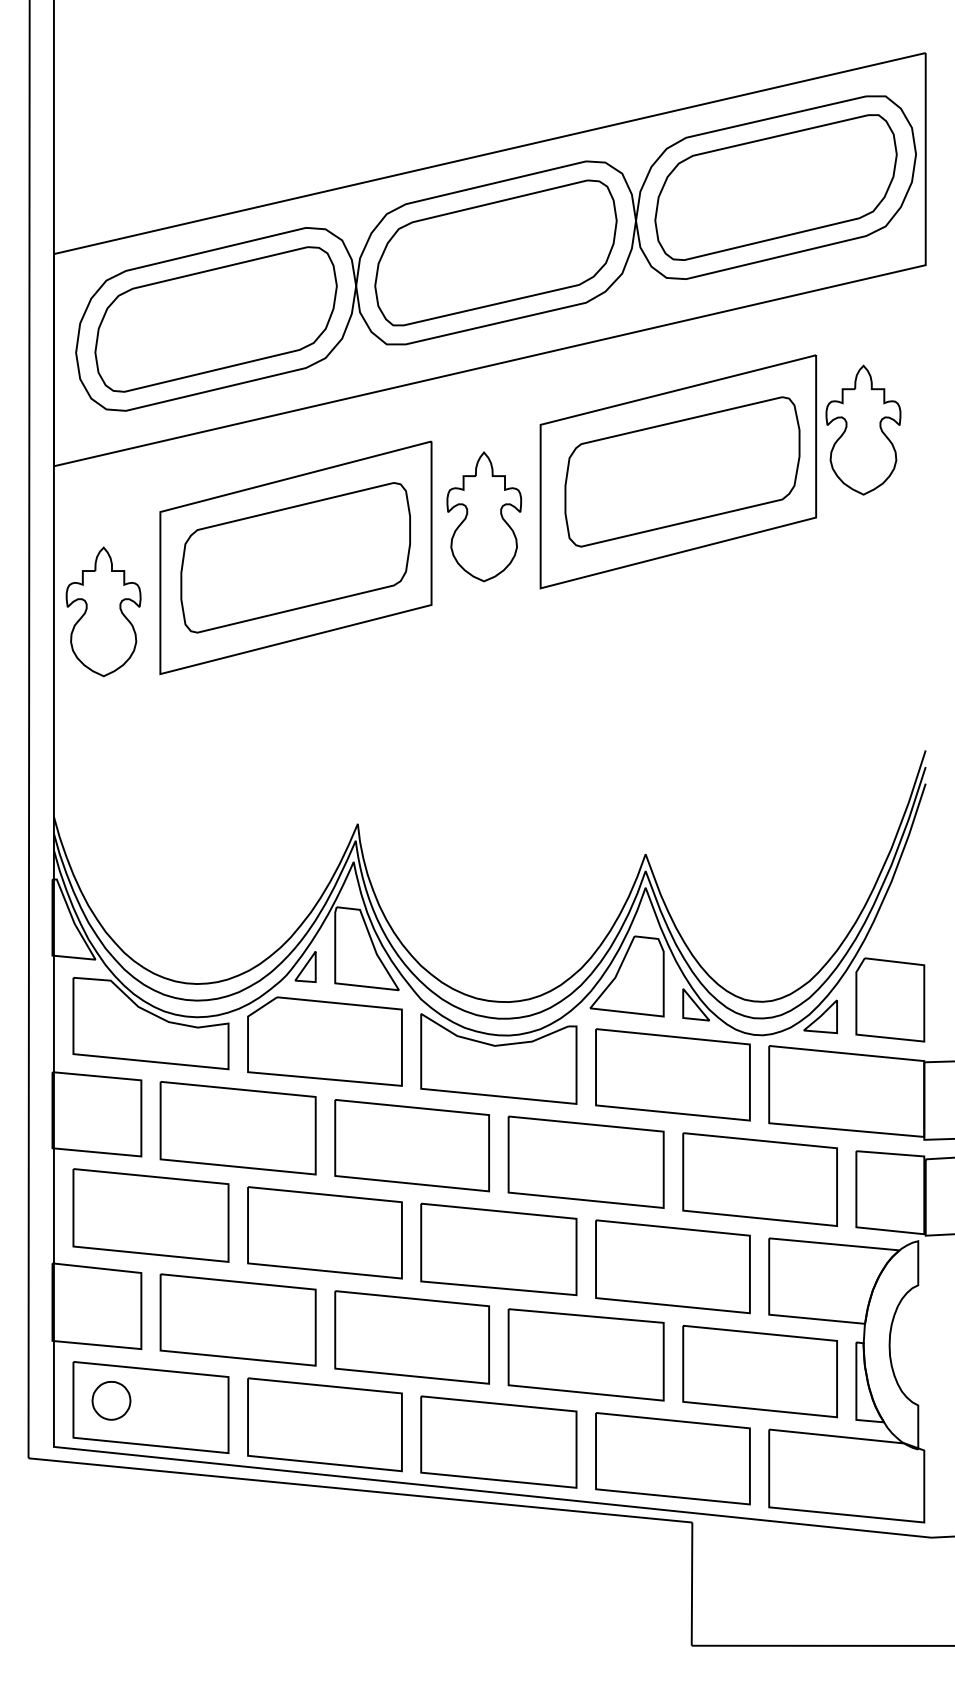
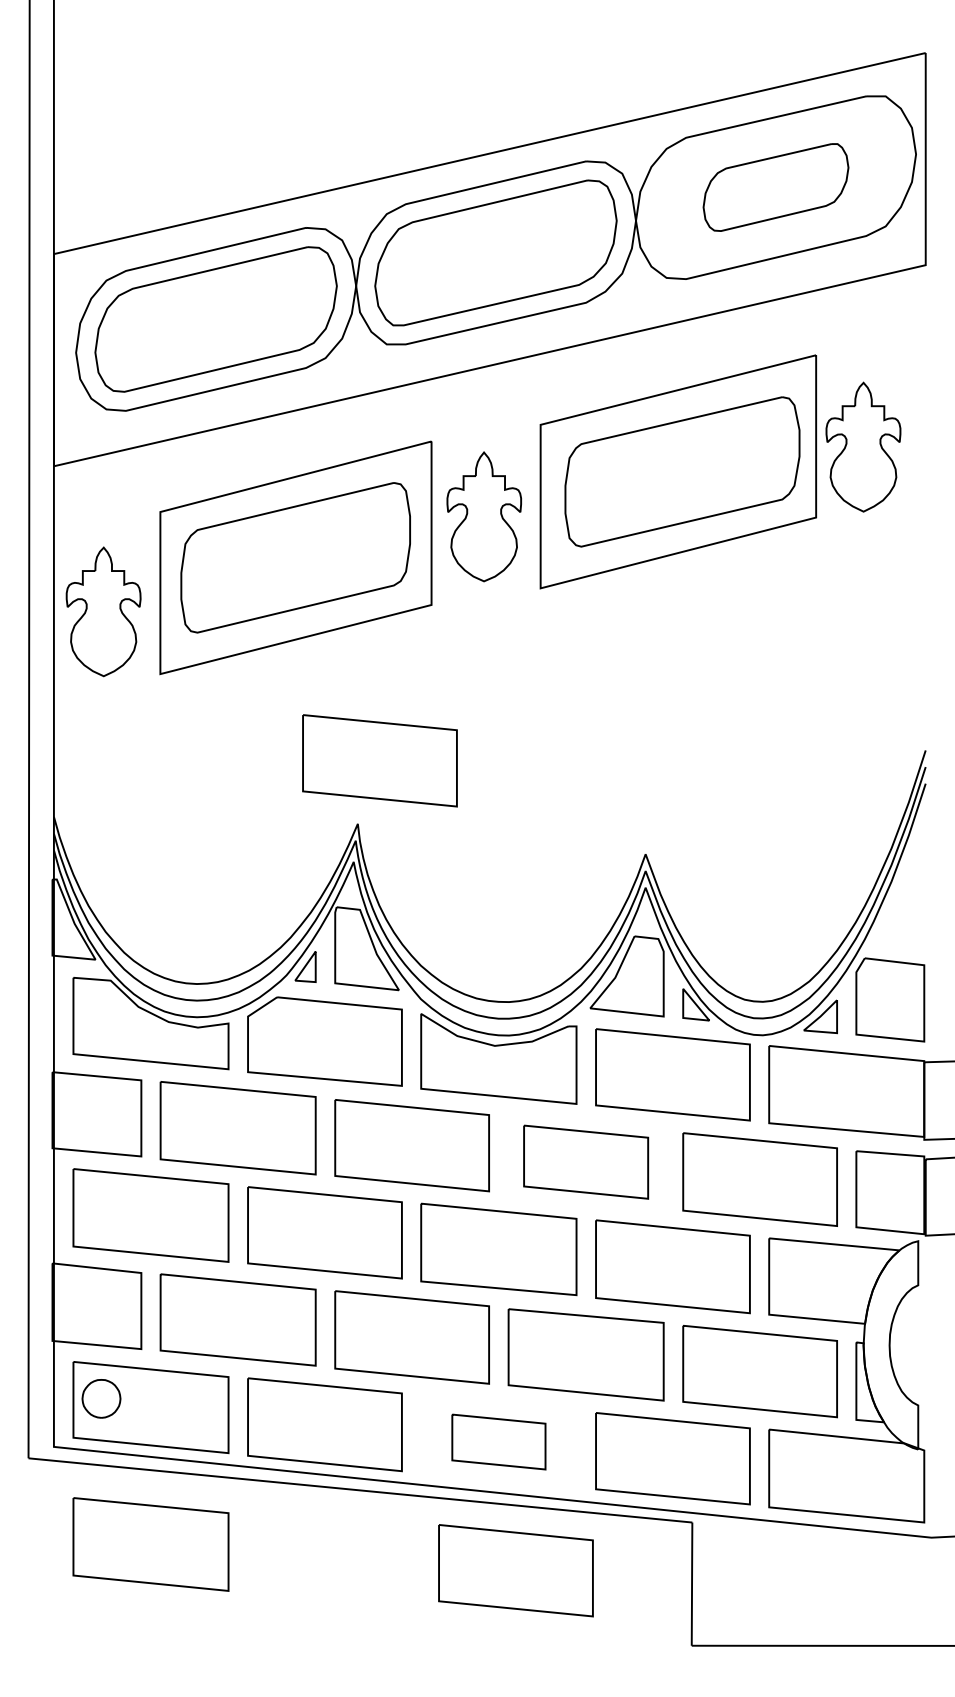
part size: 244x147 px -> 148x89 px (775, 187)
part position: (863, 429) -> (863, 446) (863, 446)
part: none -> present (379, 760)
part size: 158x94 px -> 127x76 px (586, 1161)
part position: (111, 1400) -> (101, 1398) (101, 1398)
part size: 158x94 px -> 96x58 px (498, 1441)
part: none -> present (150, 1544)
part: none -> present (515, 1570)
